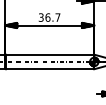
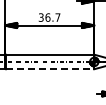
line: solid -> dashed (50, 69)
